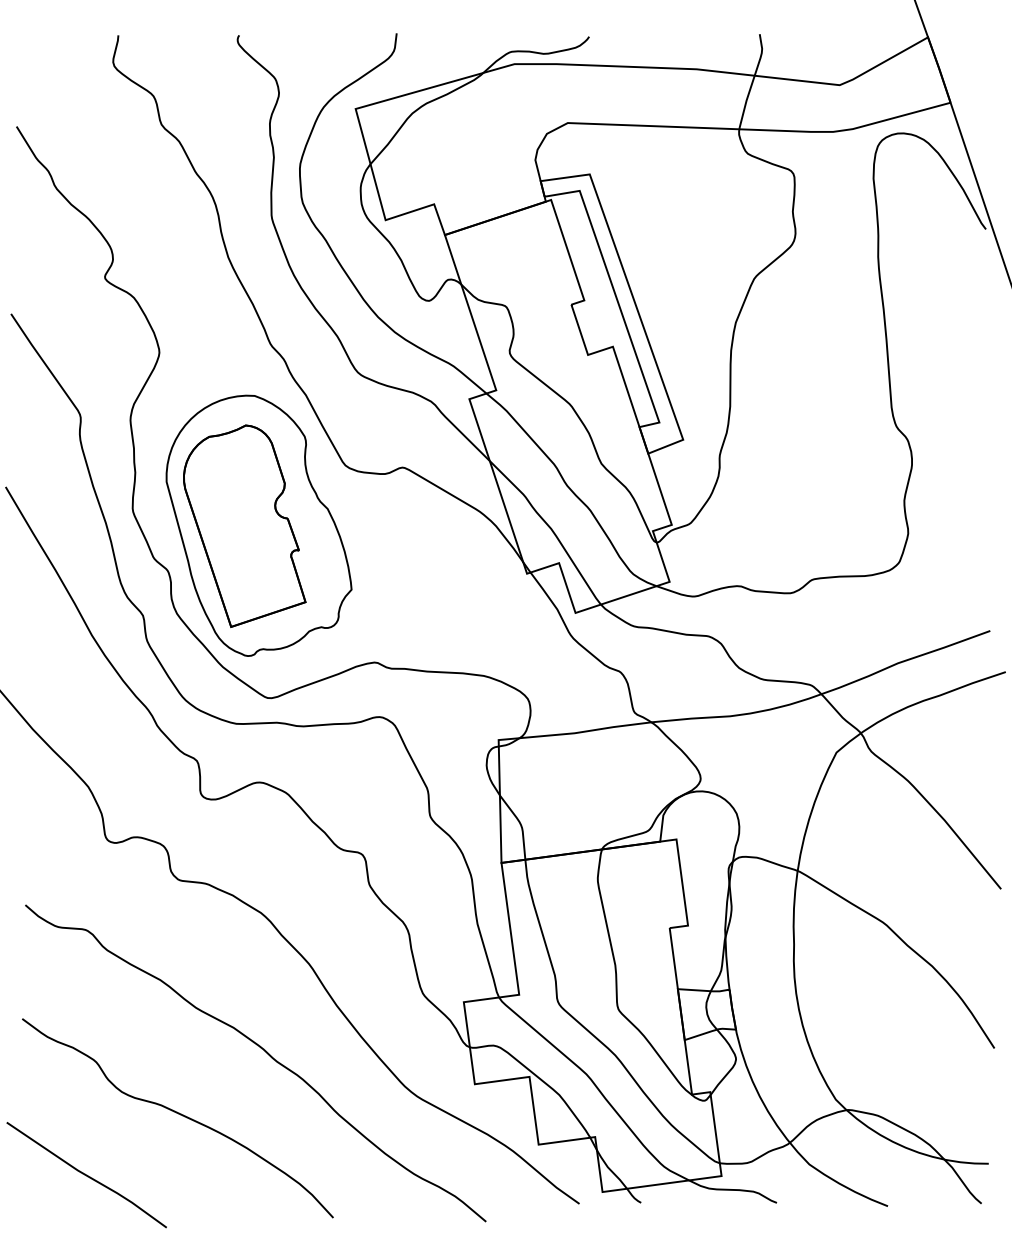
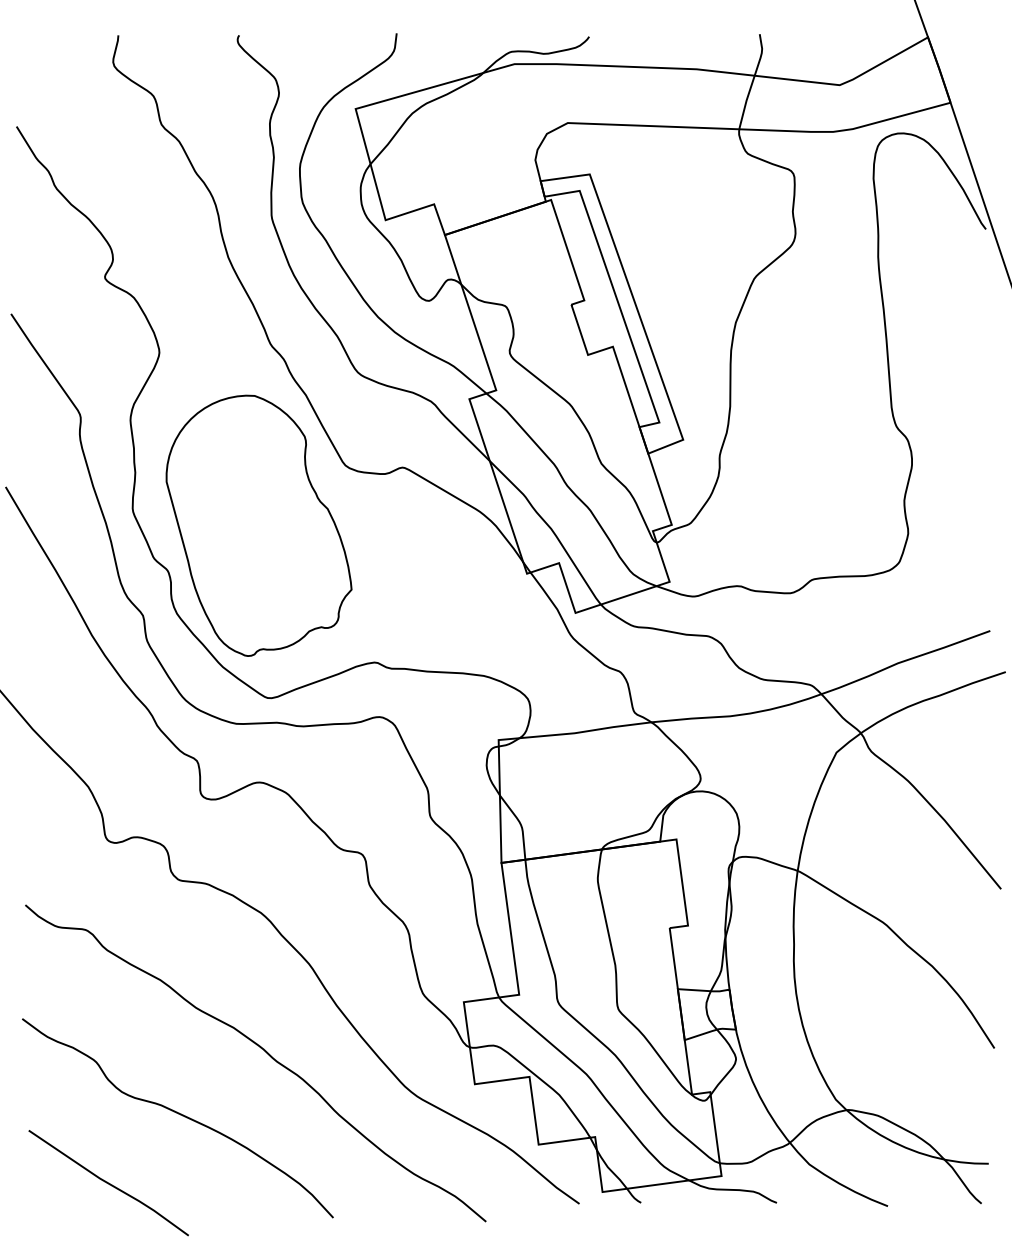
part: present -> none (244, 525)
line position: (86, 1175) -> (108, 1183) (108, 1183)
